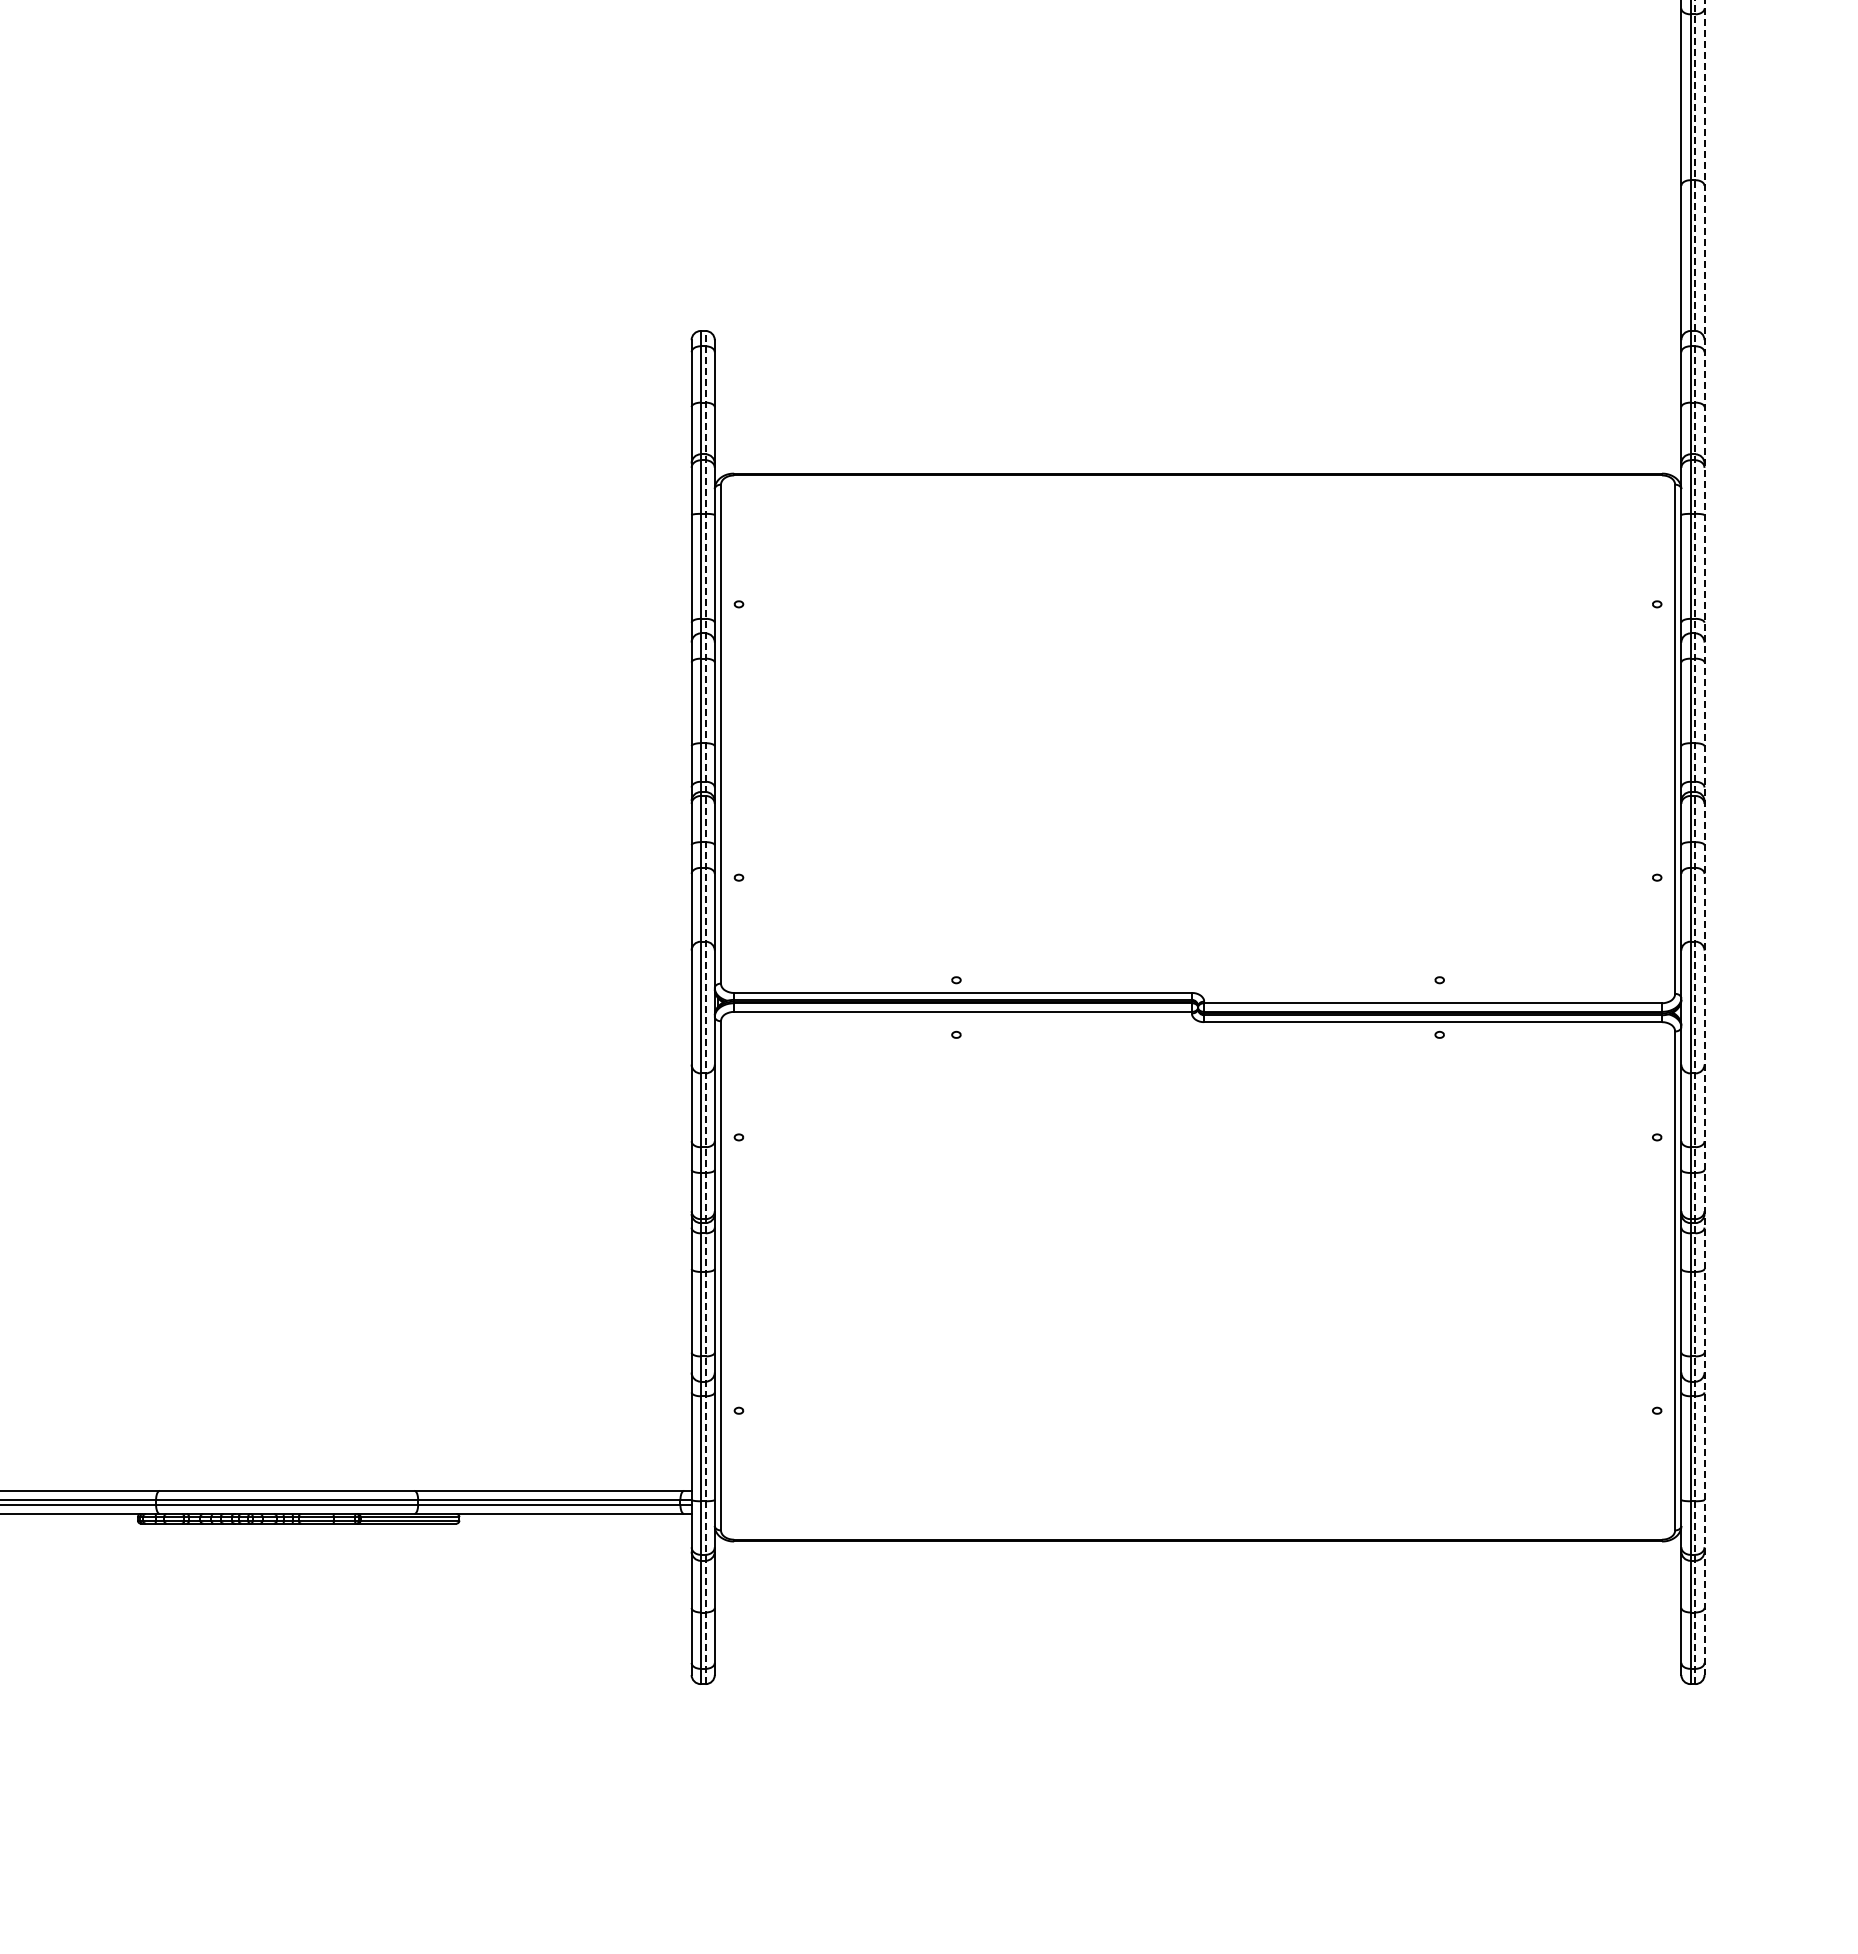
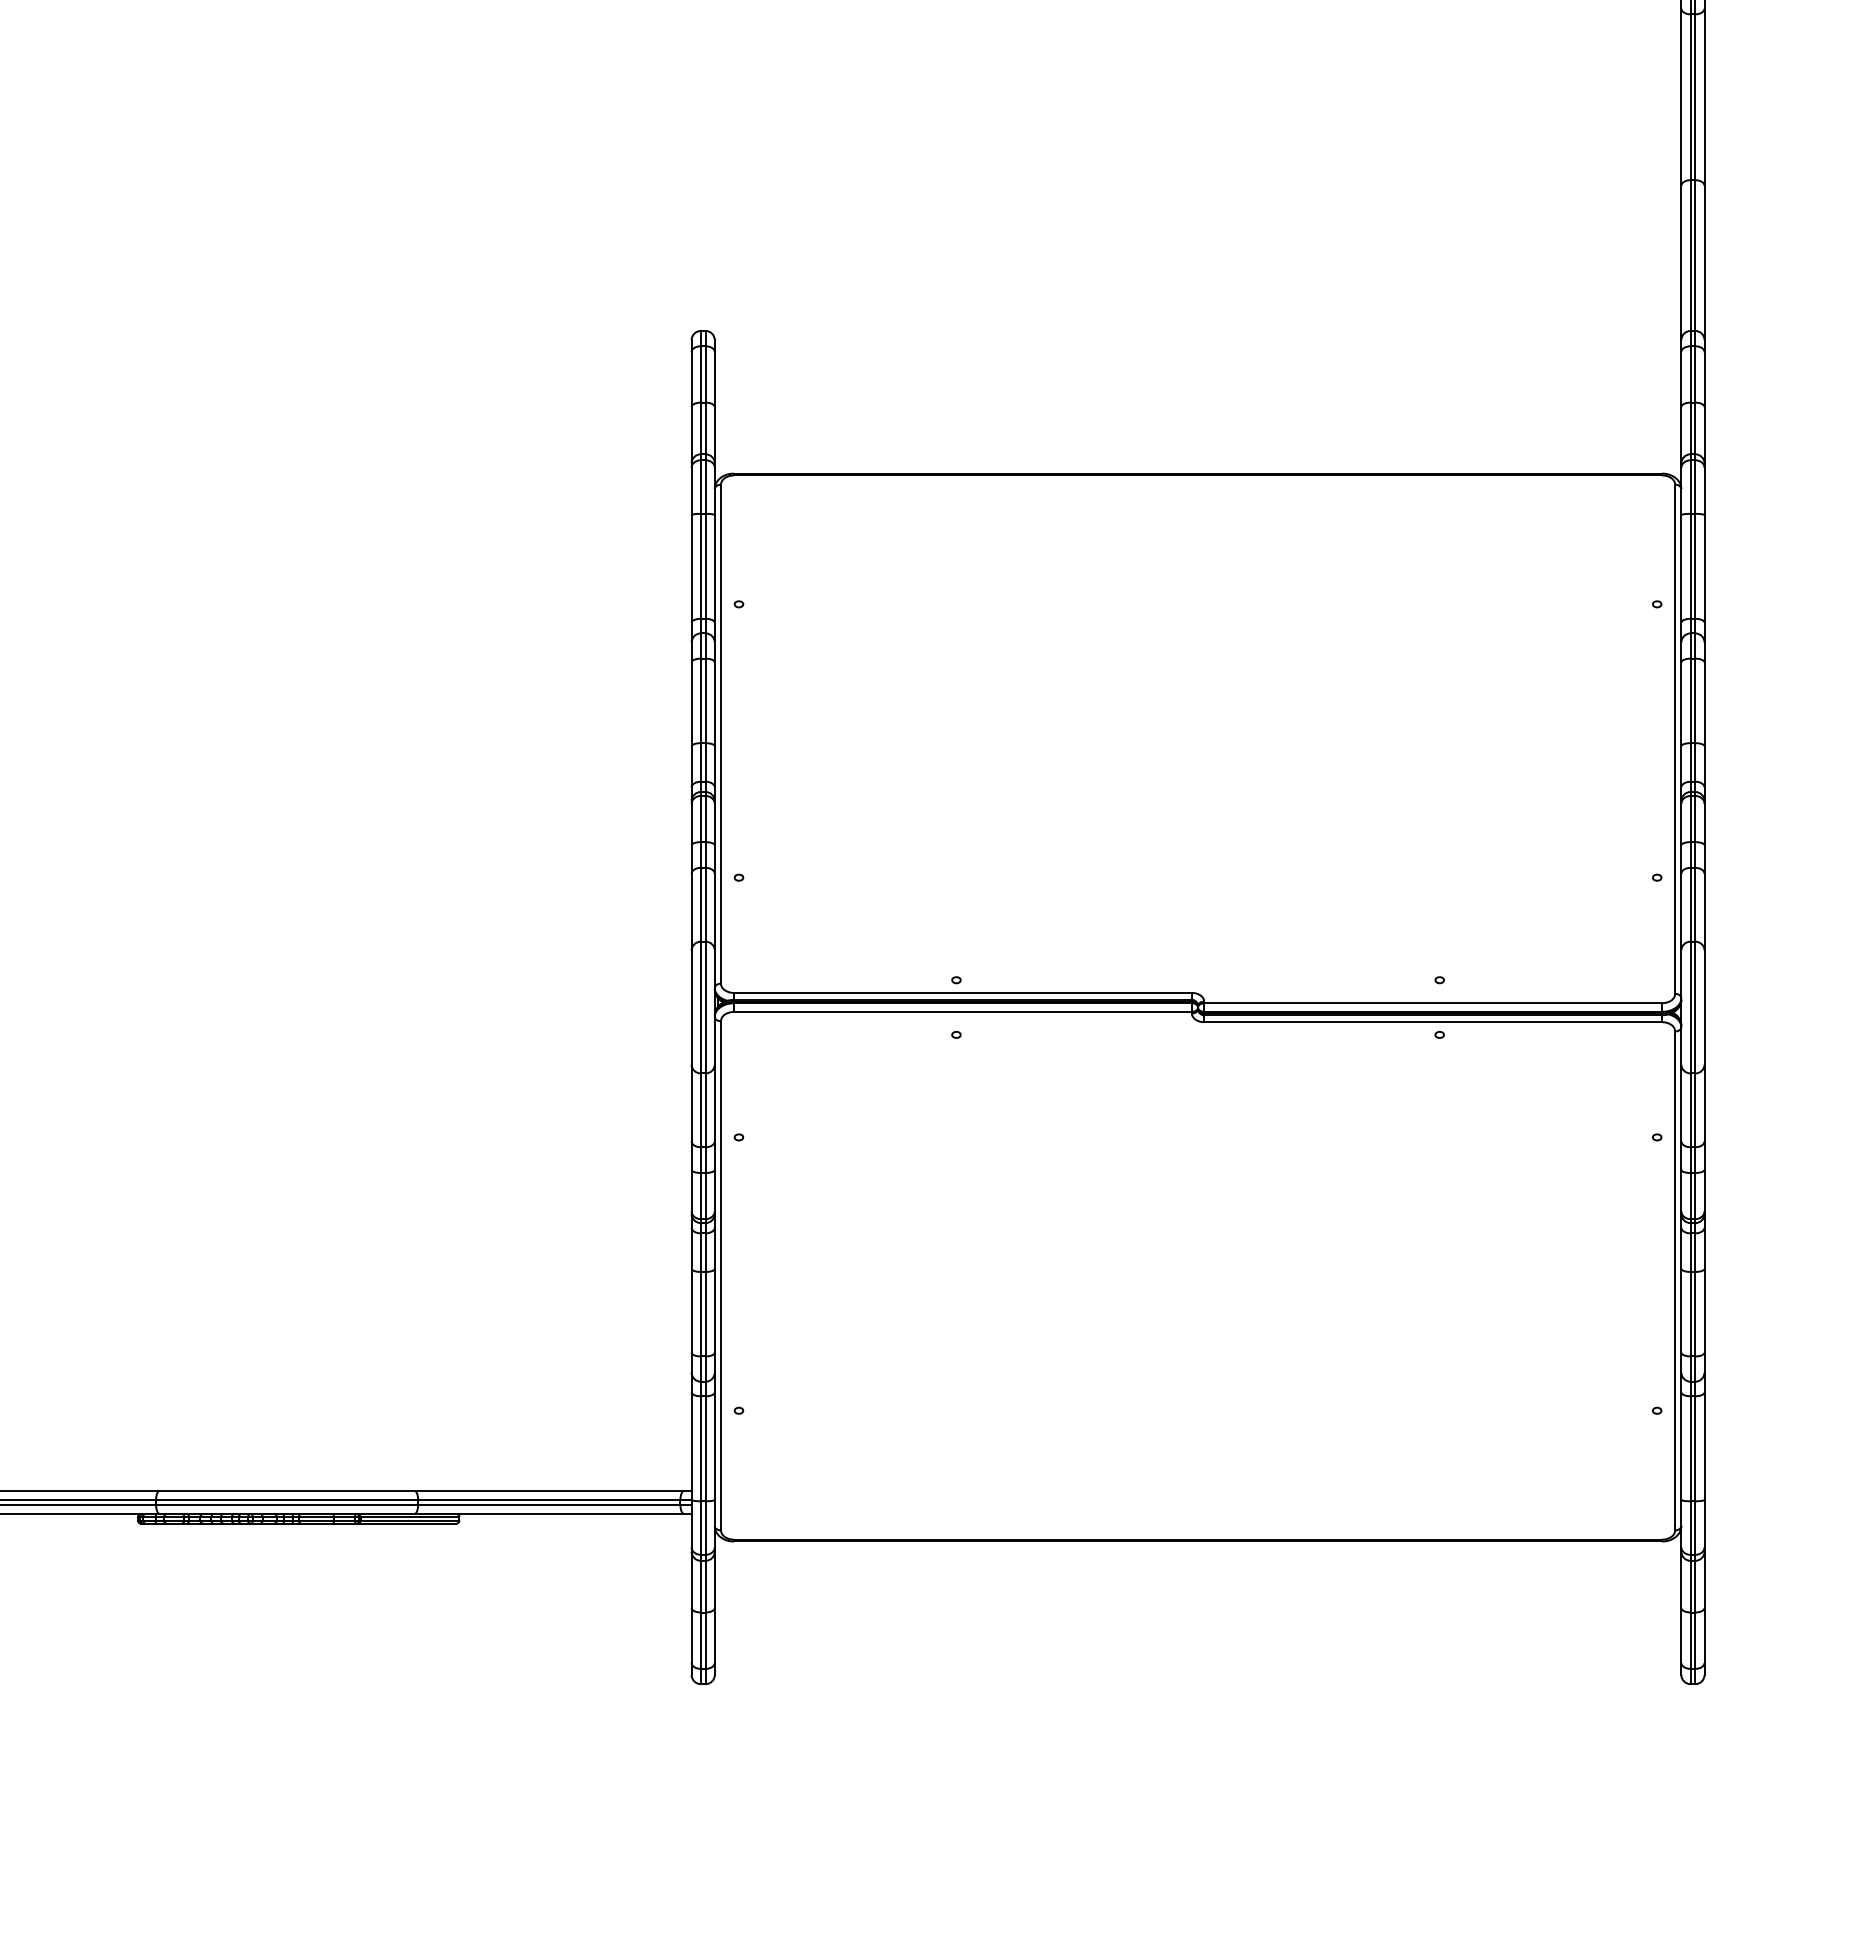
line: dashed -> solid (1704, 838)
line: dashed -> solid (1695, 842)
line: dashed -> solid (705, 1007)
